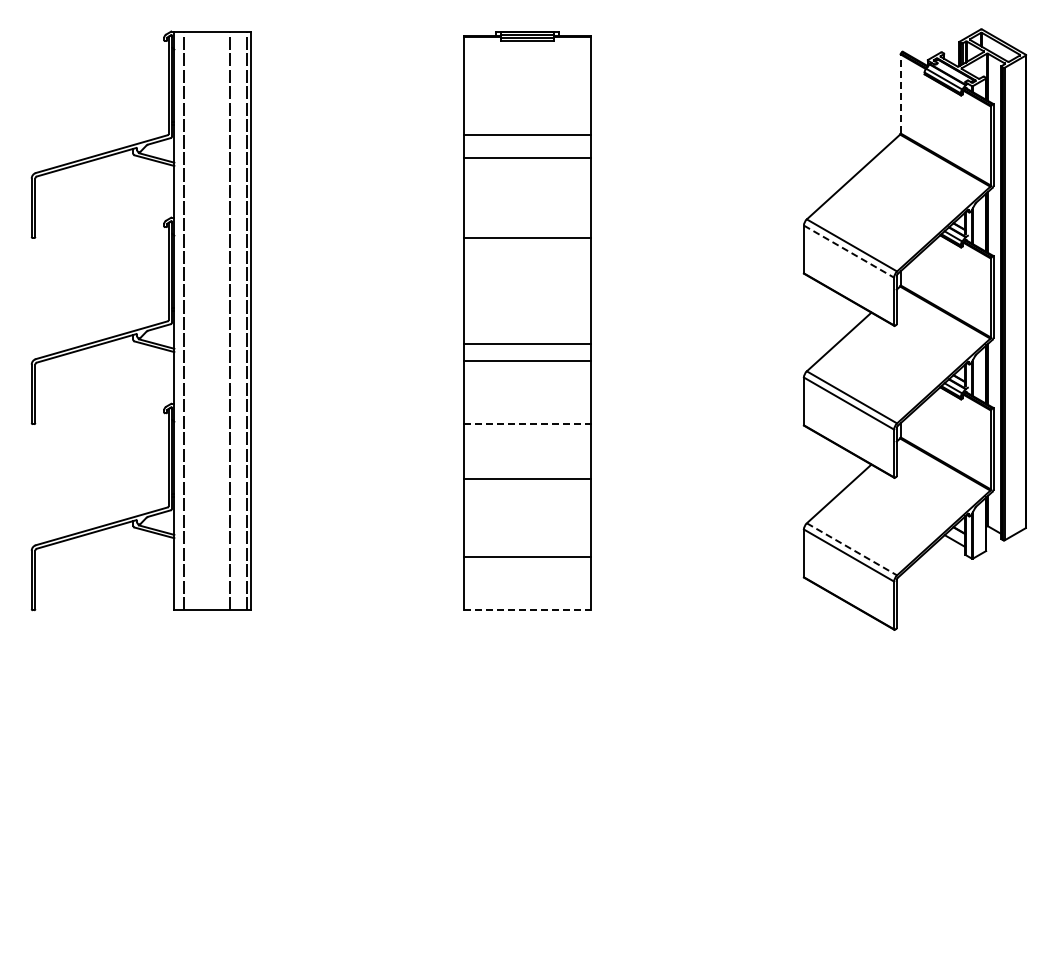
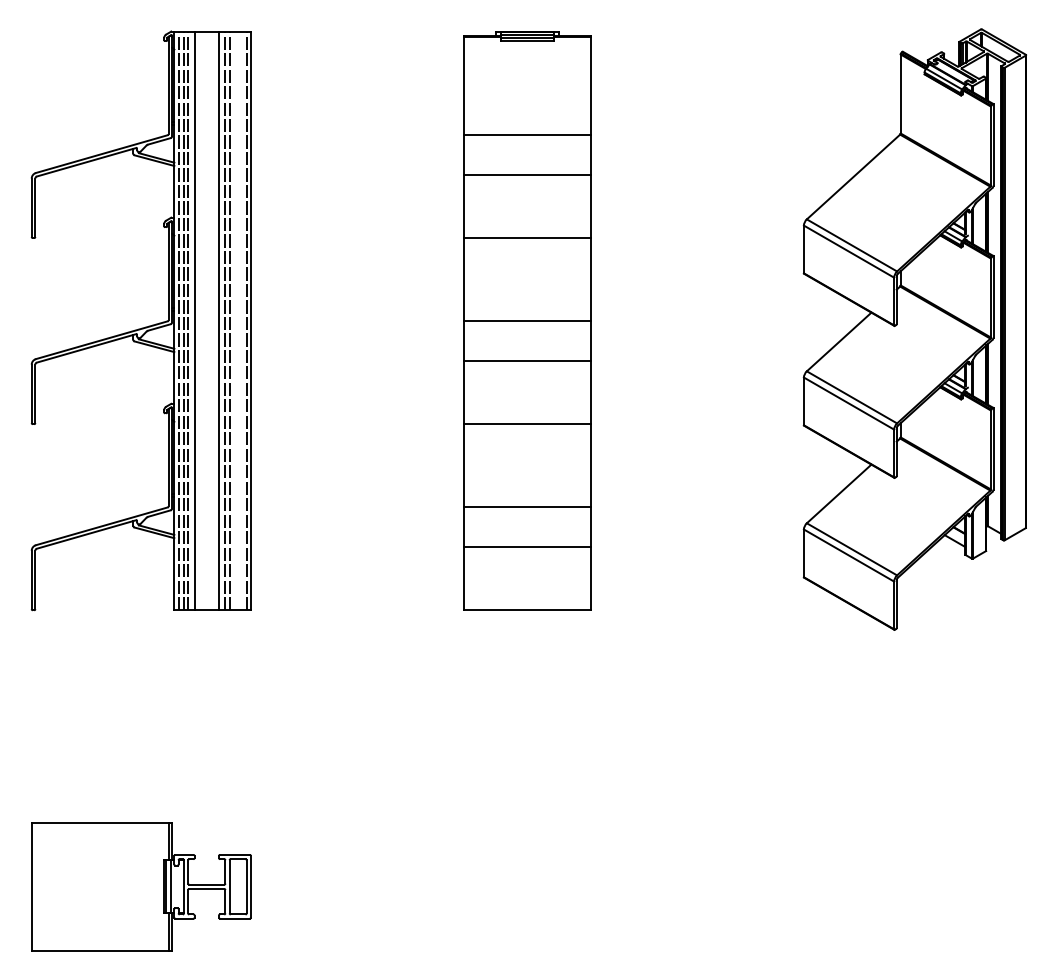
line: dashed -> solid (900, 93)
line position: (527, 158) -> (527, 175) (527, 175)
line: dashed -> solid (849, 251)
line: none -> present (178, 320)
line: none -> present (188, 320)
line: none -> present (194, 320)
line: none -> present (219, 320)
line: none -> present (225, 320)
line position: (527, 343) -> (527, 320) (527, 320)
line: dashed -> solid (527, 424)
line position: (527, 479) -> (527, 507) (527, 507)
line: dashed -> solid (852, 549)
line position: (527, 557) -> (527, 547) (527, 547)
line: dashed -> solid (527, 610)
part: none -> present (141, 886)
